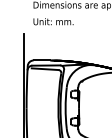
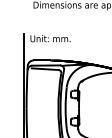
text position: (53, 21) -> (50, 38) (50, 38)
